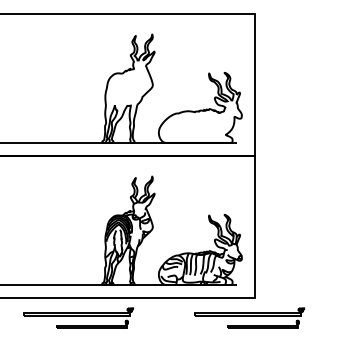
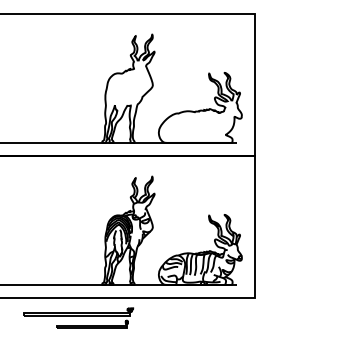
part: present -> none (249, 317)
